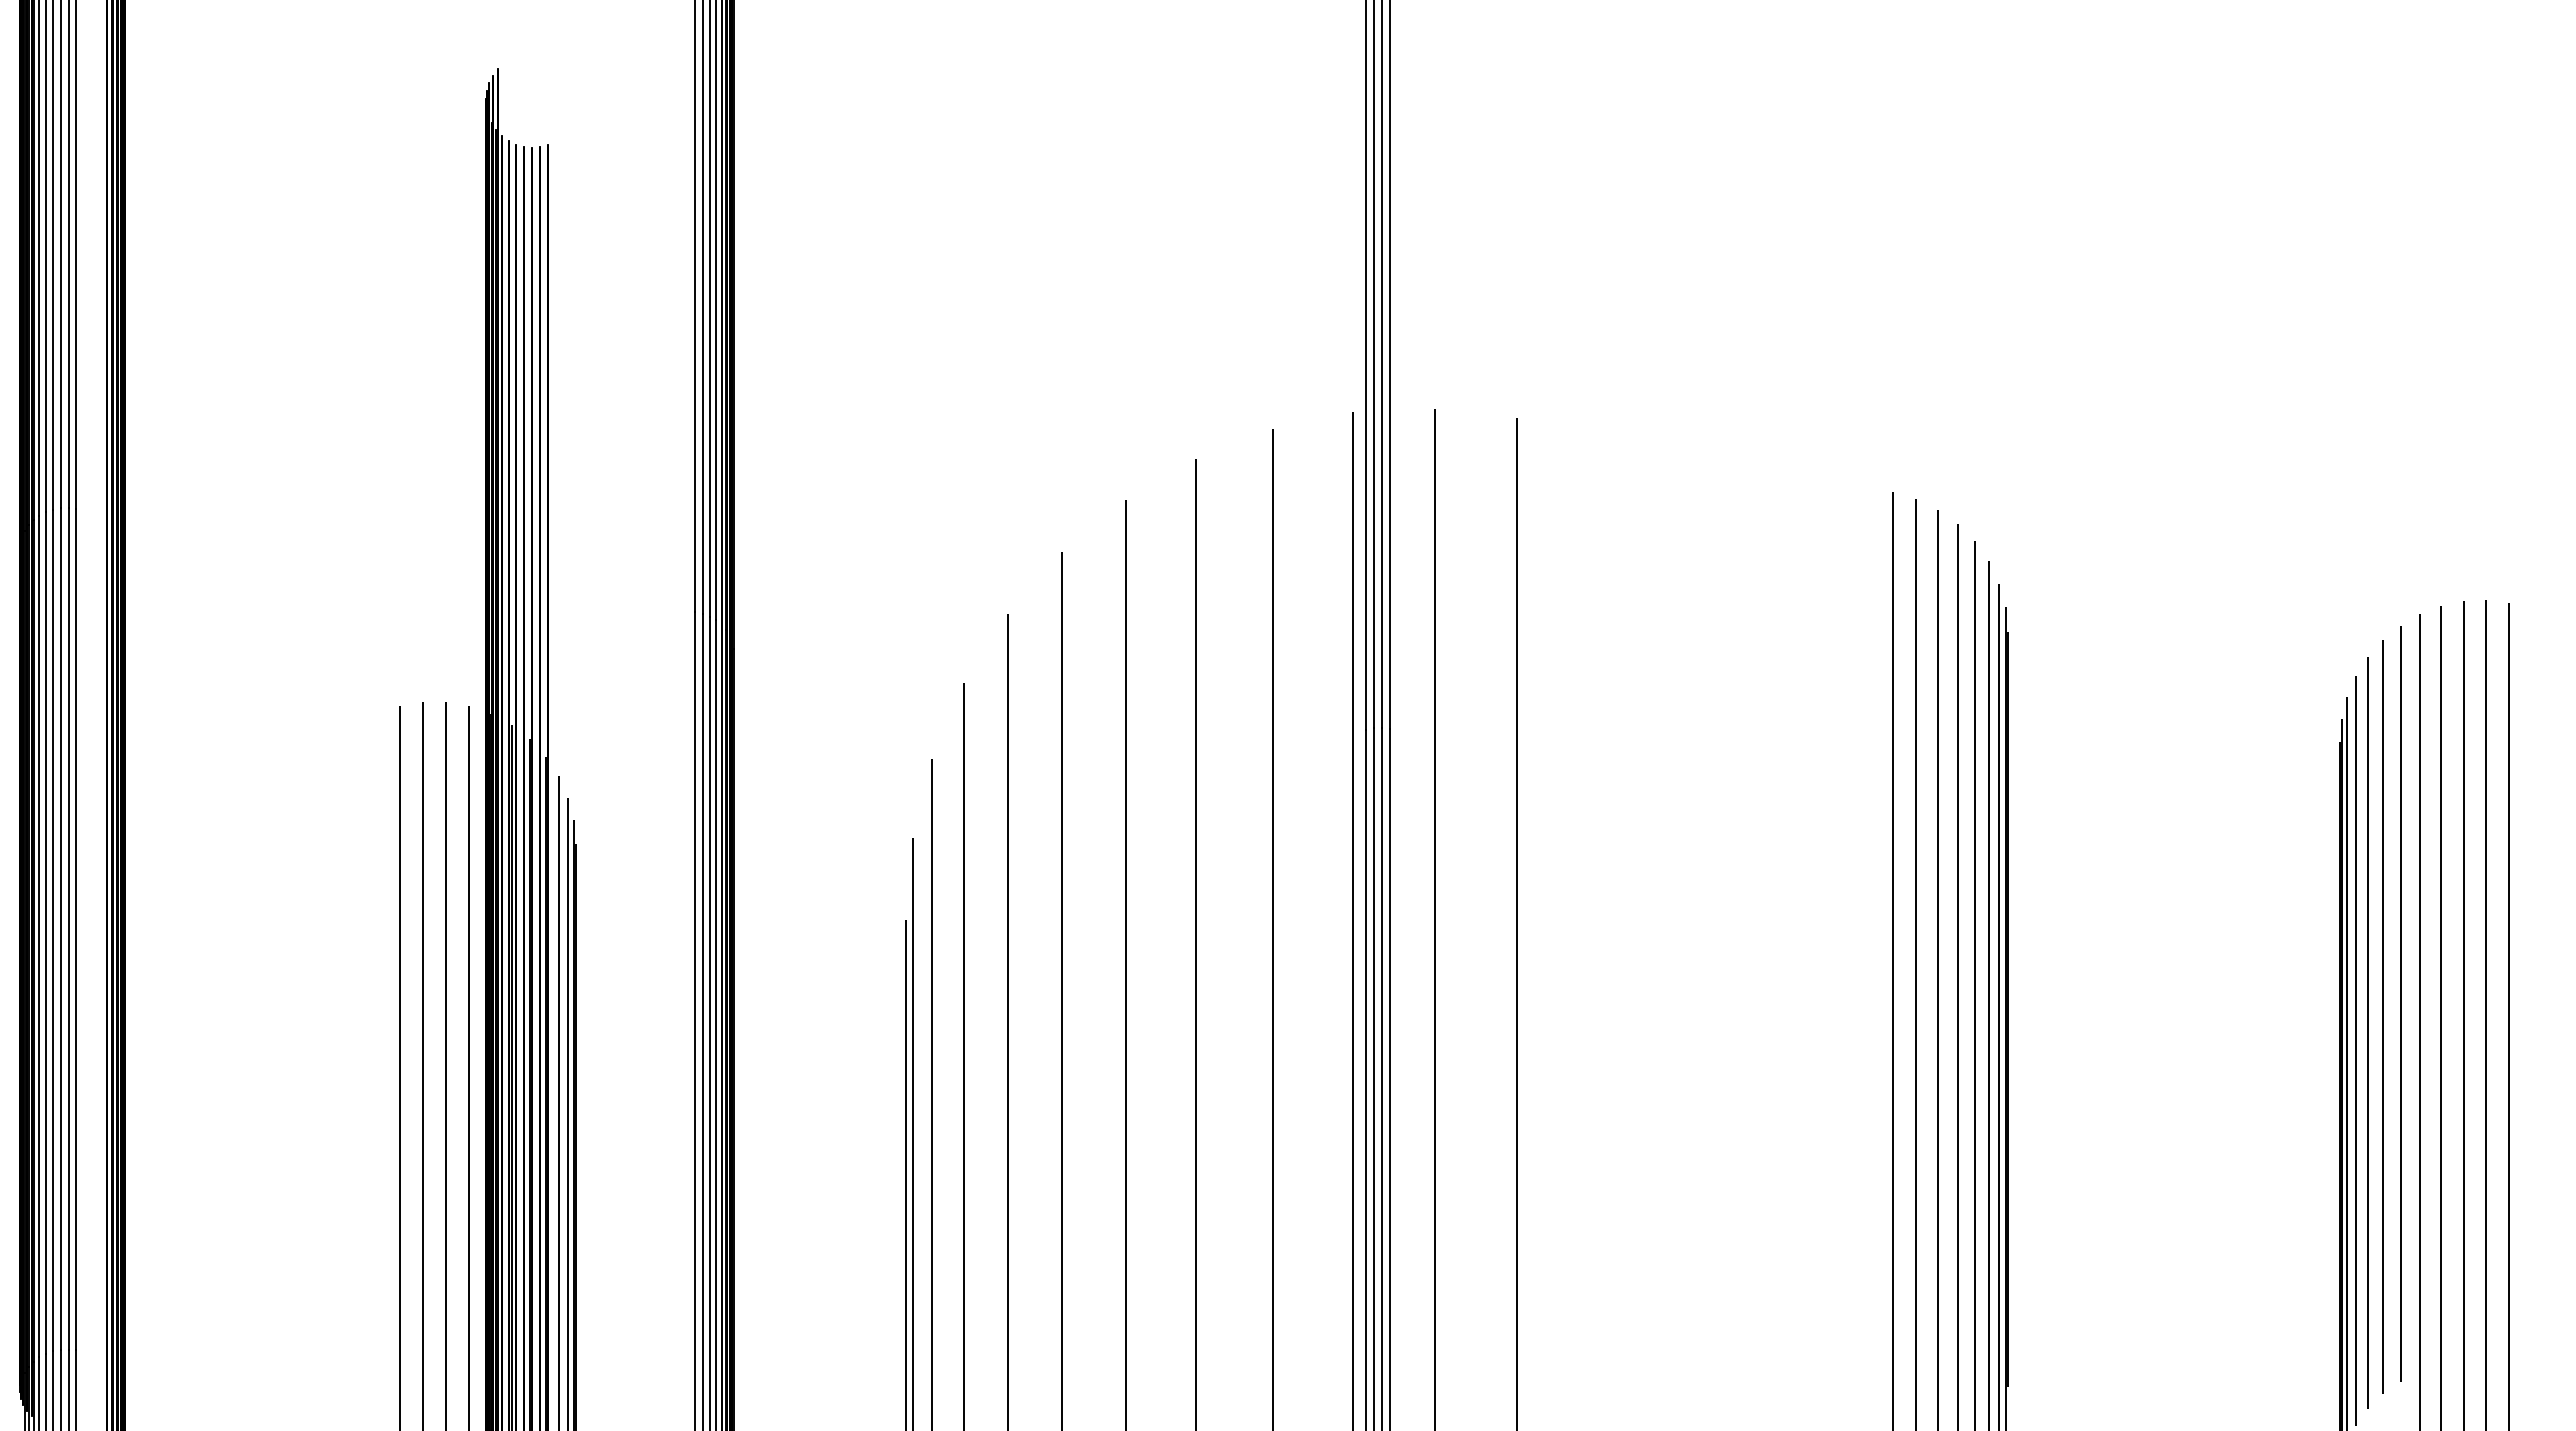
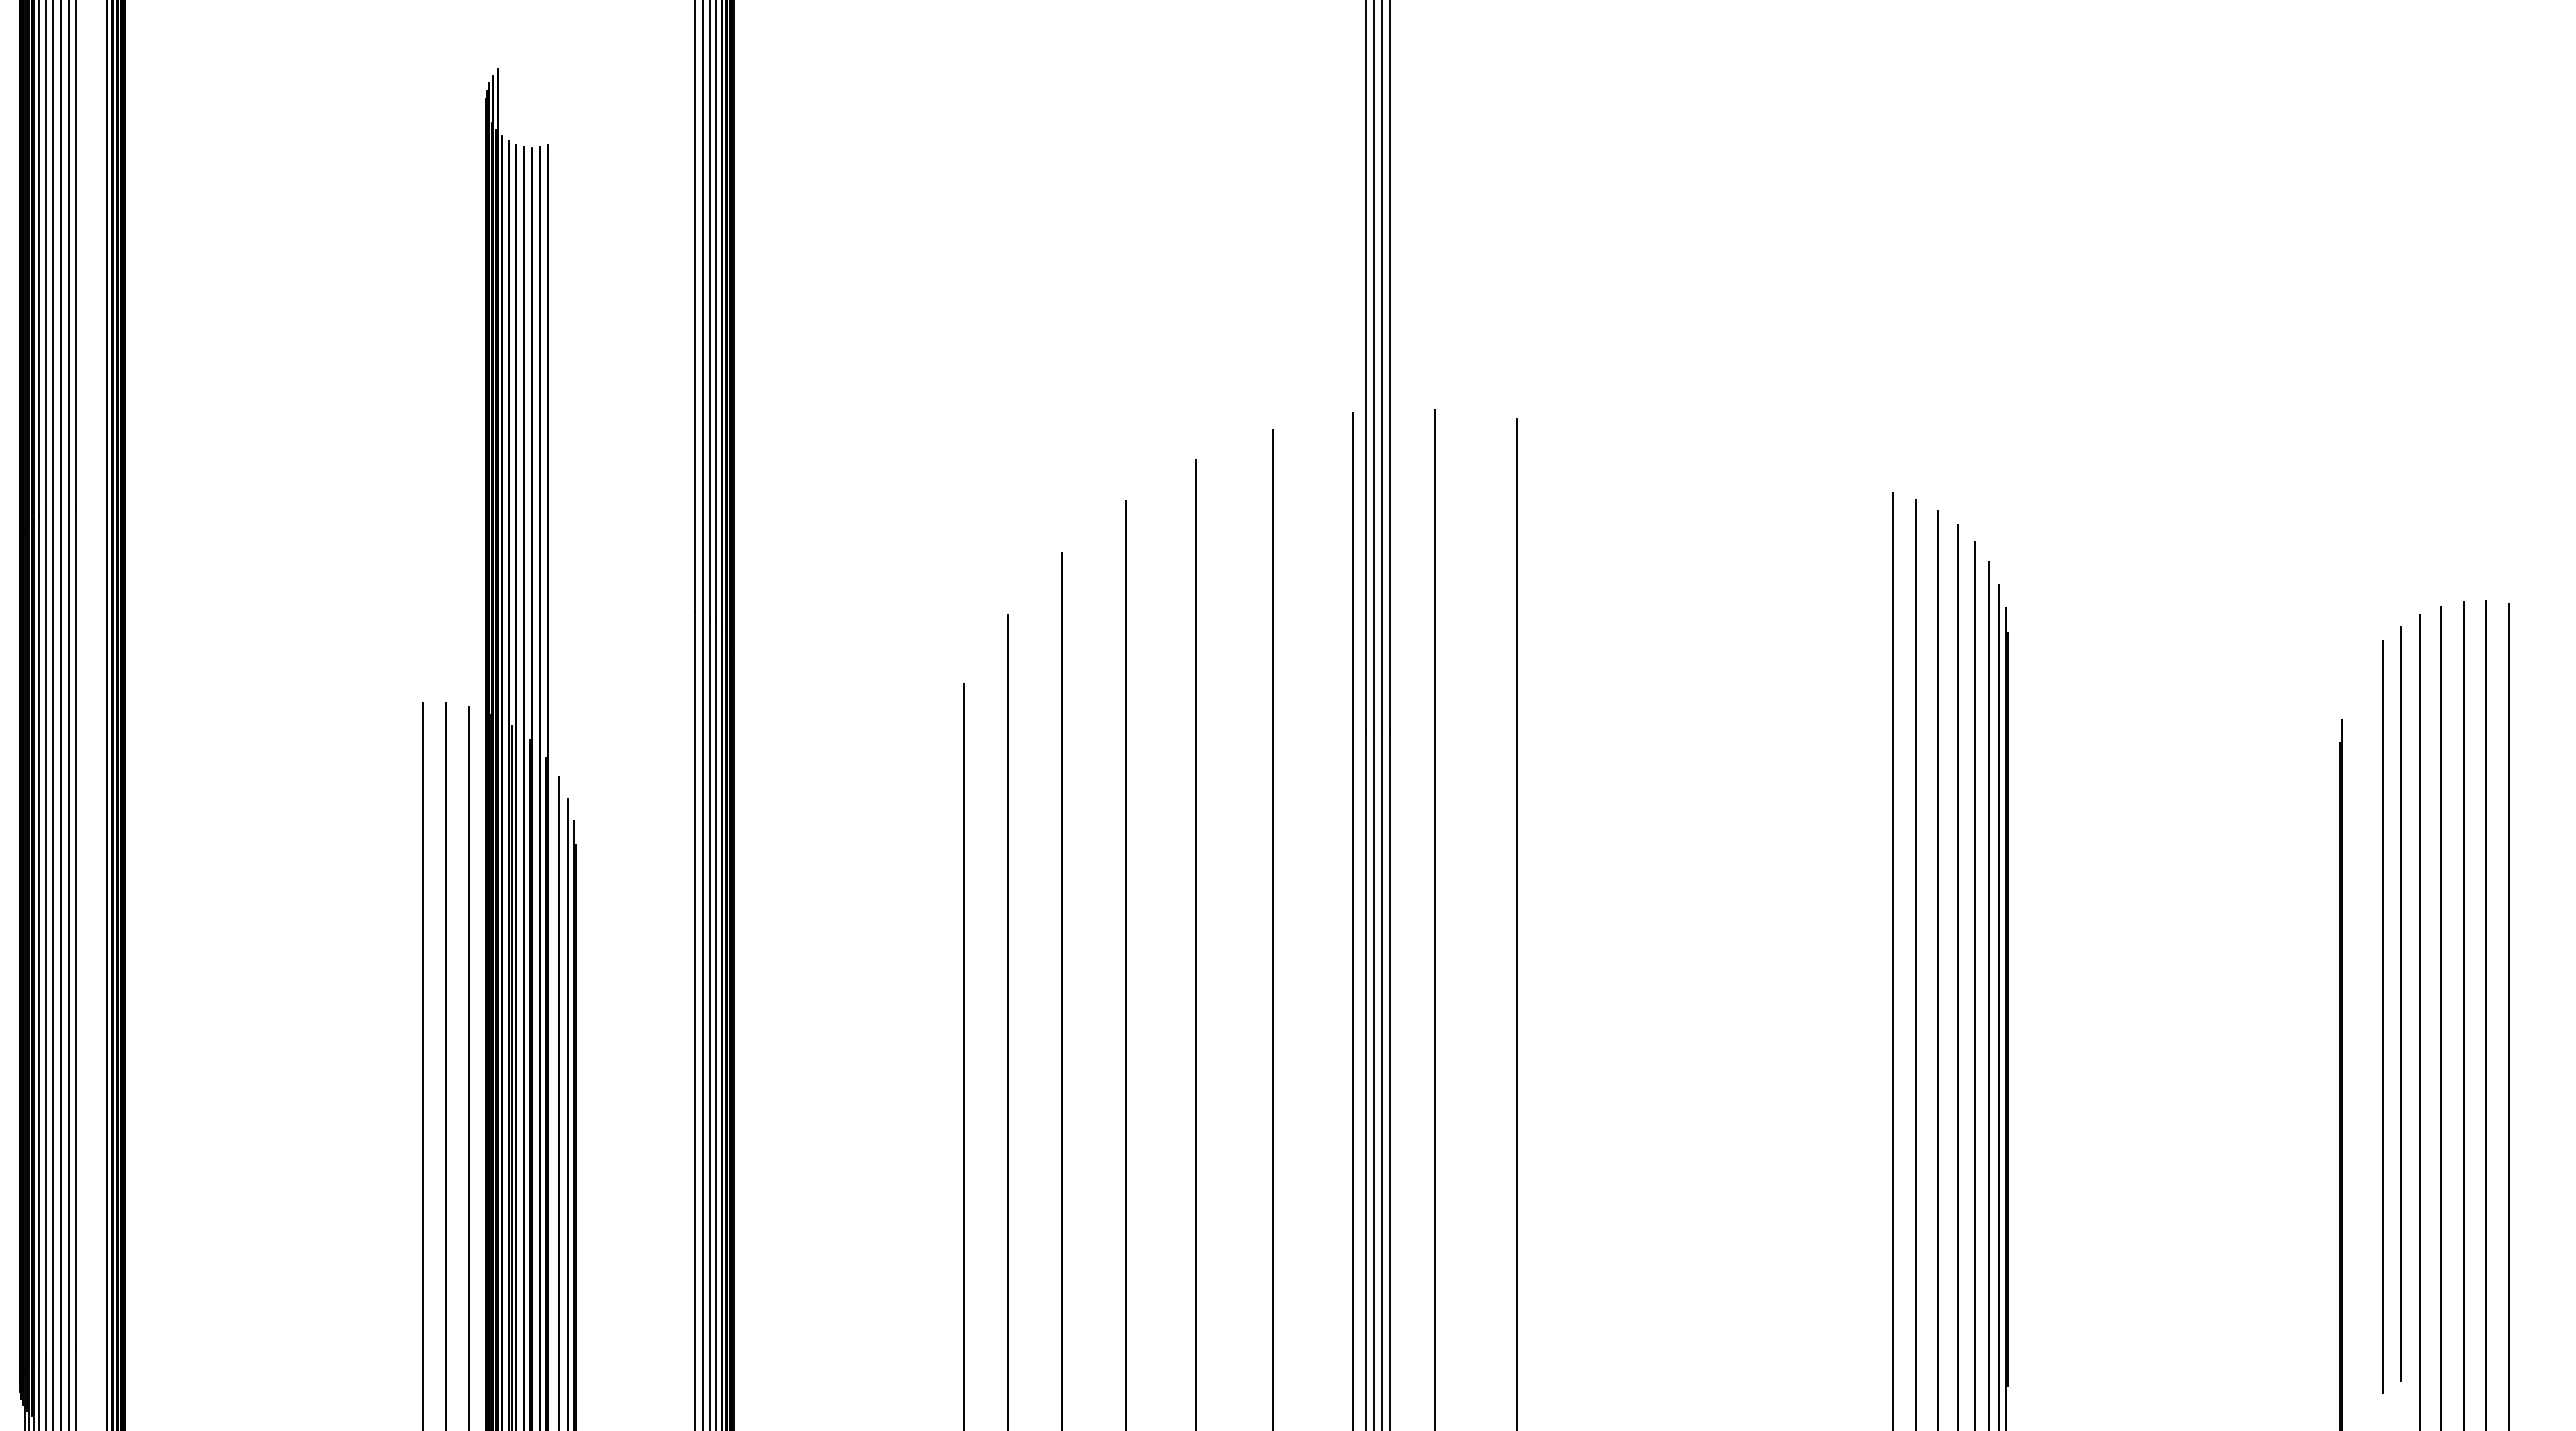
line: present -> none (2367, 1033)
line: present -> none (2355, 1050)
line: present -> none (2347, 1062)
line: present -> none (399, 1066)
line: present -> none (932, 1092)
line: present -> none (912, 1132)
line: present -> none (905, 1173)
